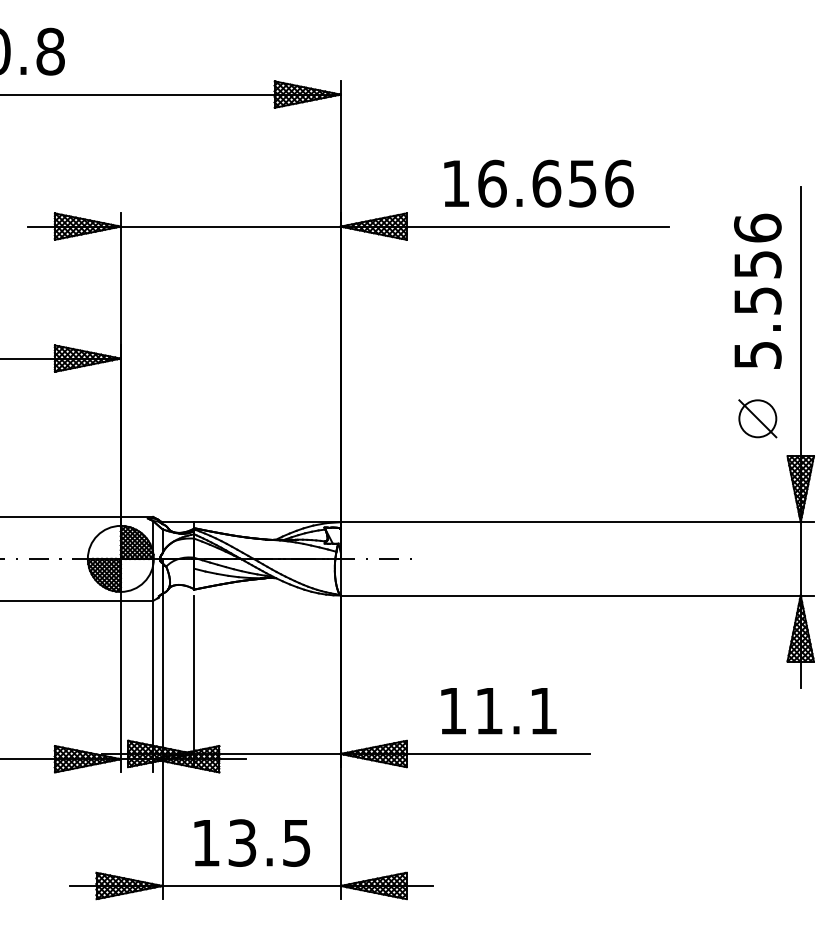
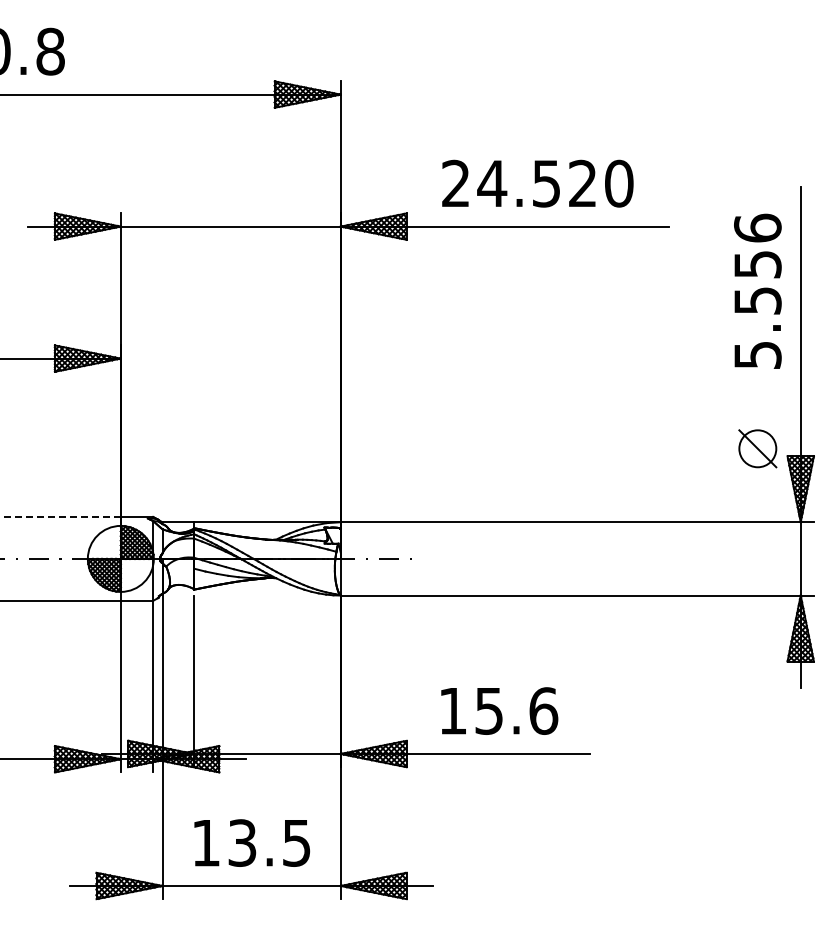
text: 16.656 -> 24.520 (537, 183)
part position: (757, 418) -> (757, 448) (757, 448)
line: solid -> dashed (59, 517)
text: 11.1 -> 15.6 (516, 710)
